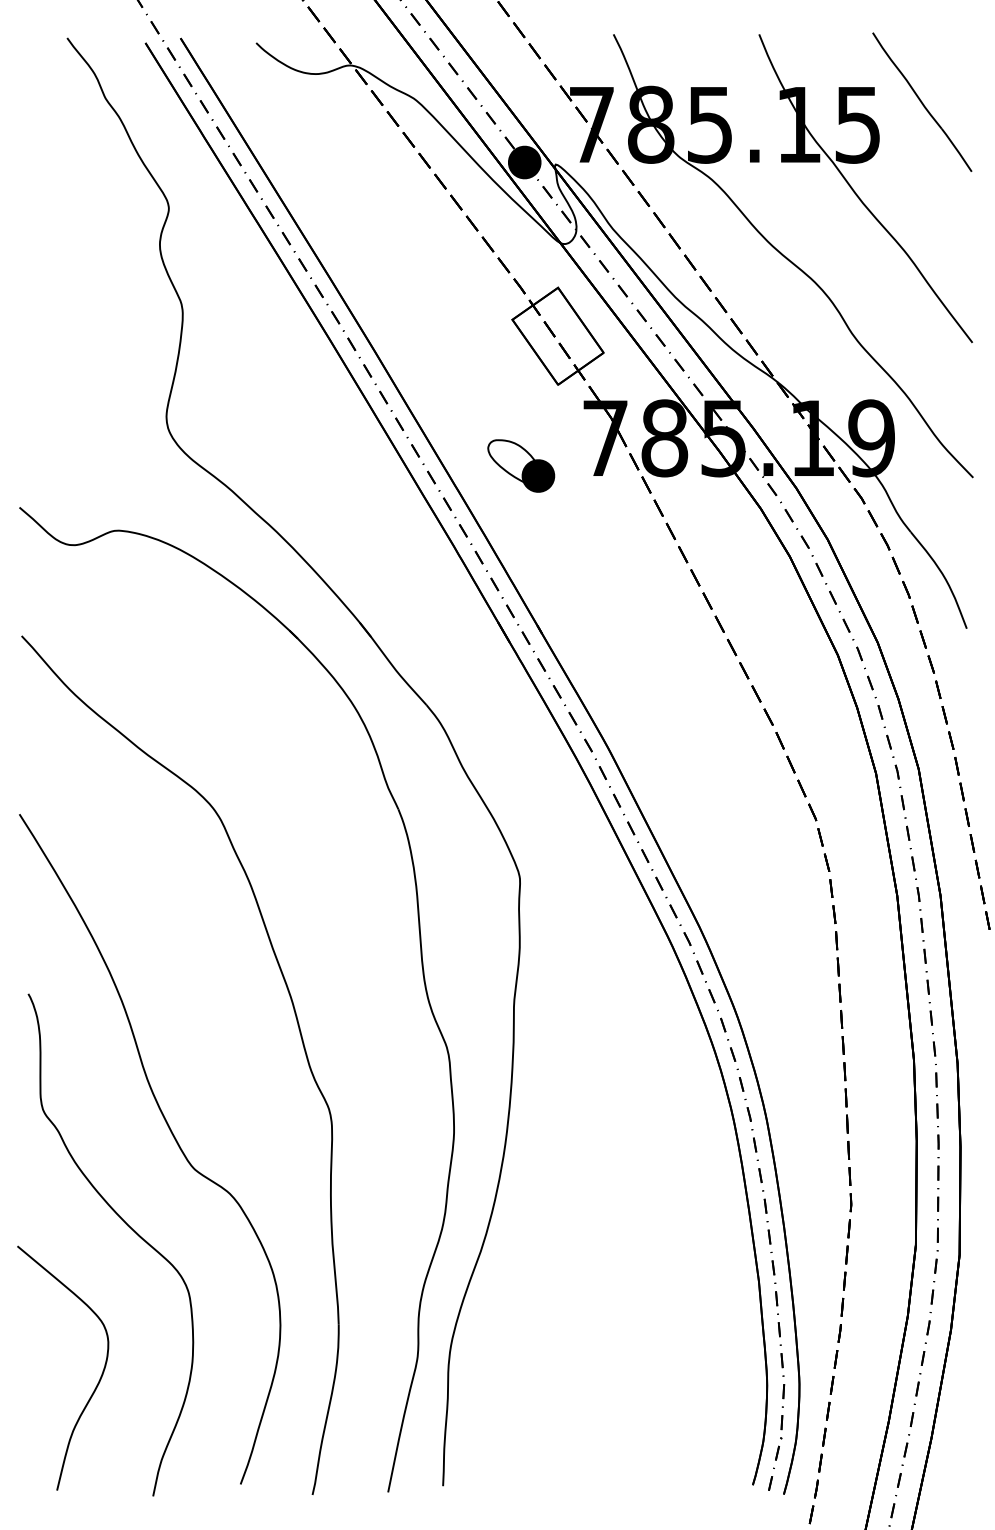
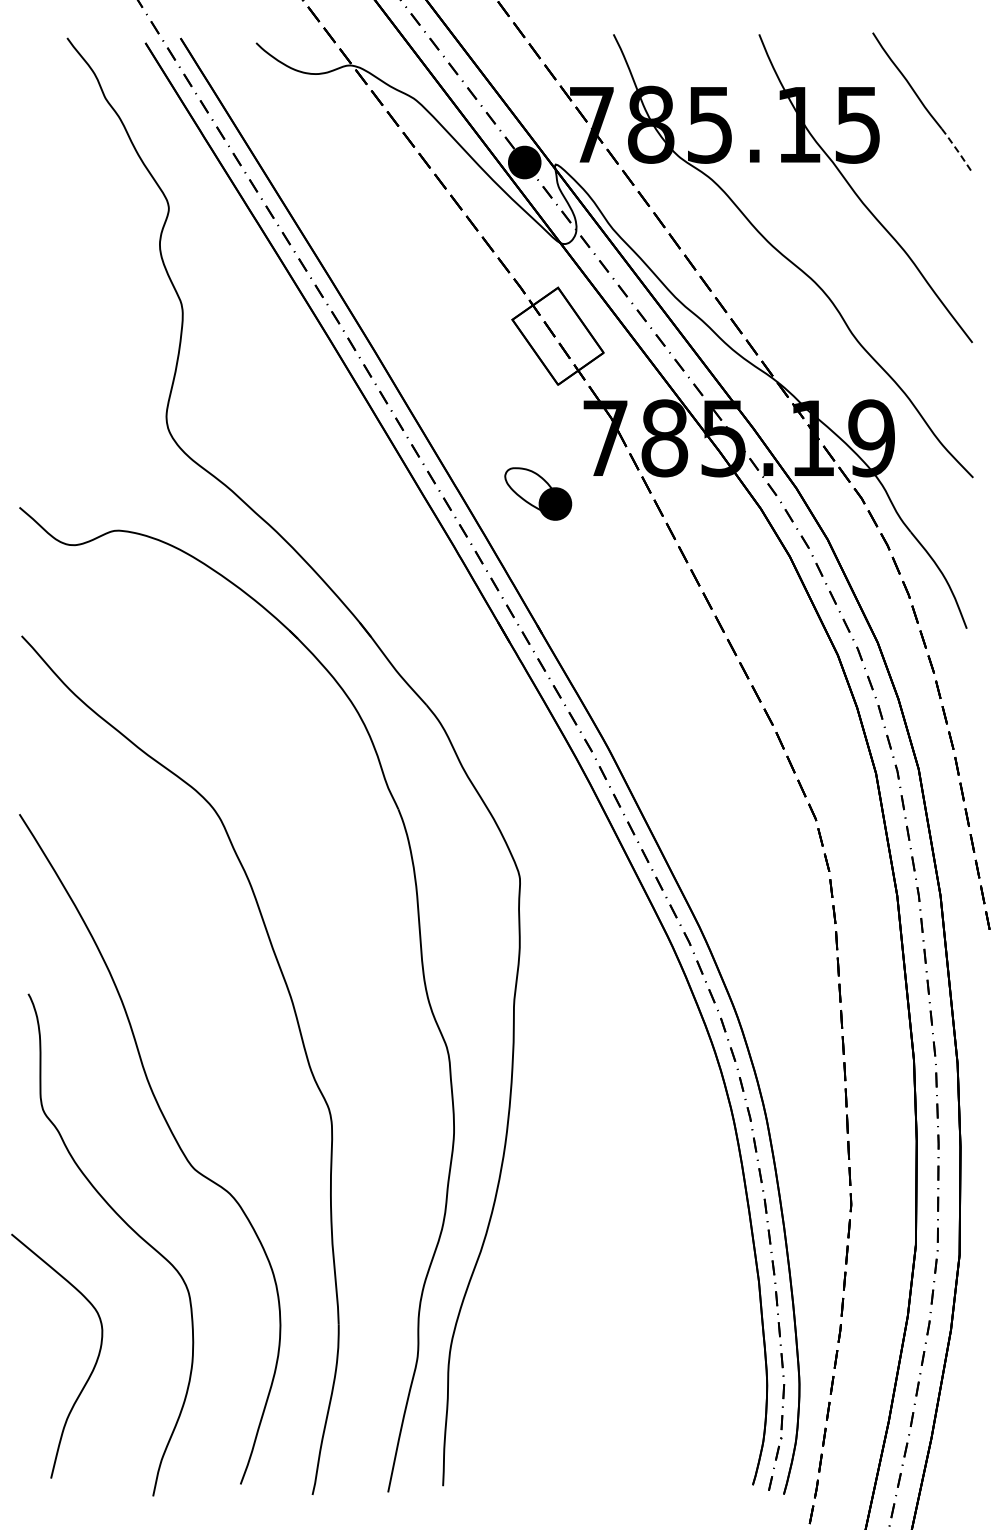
line: solid -> dashed (957, 150)
part position: (521, 465) -> (538, 493) (538, 493)
curve position: (94, 1388) -> (88, 1376) (88, 1376)
